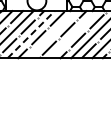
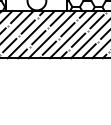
line: dashed -> solid (31, 34)
line: none -> present (51, 34)
line: none -> present (73, 34)
